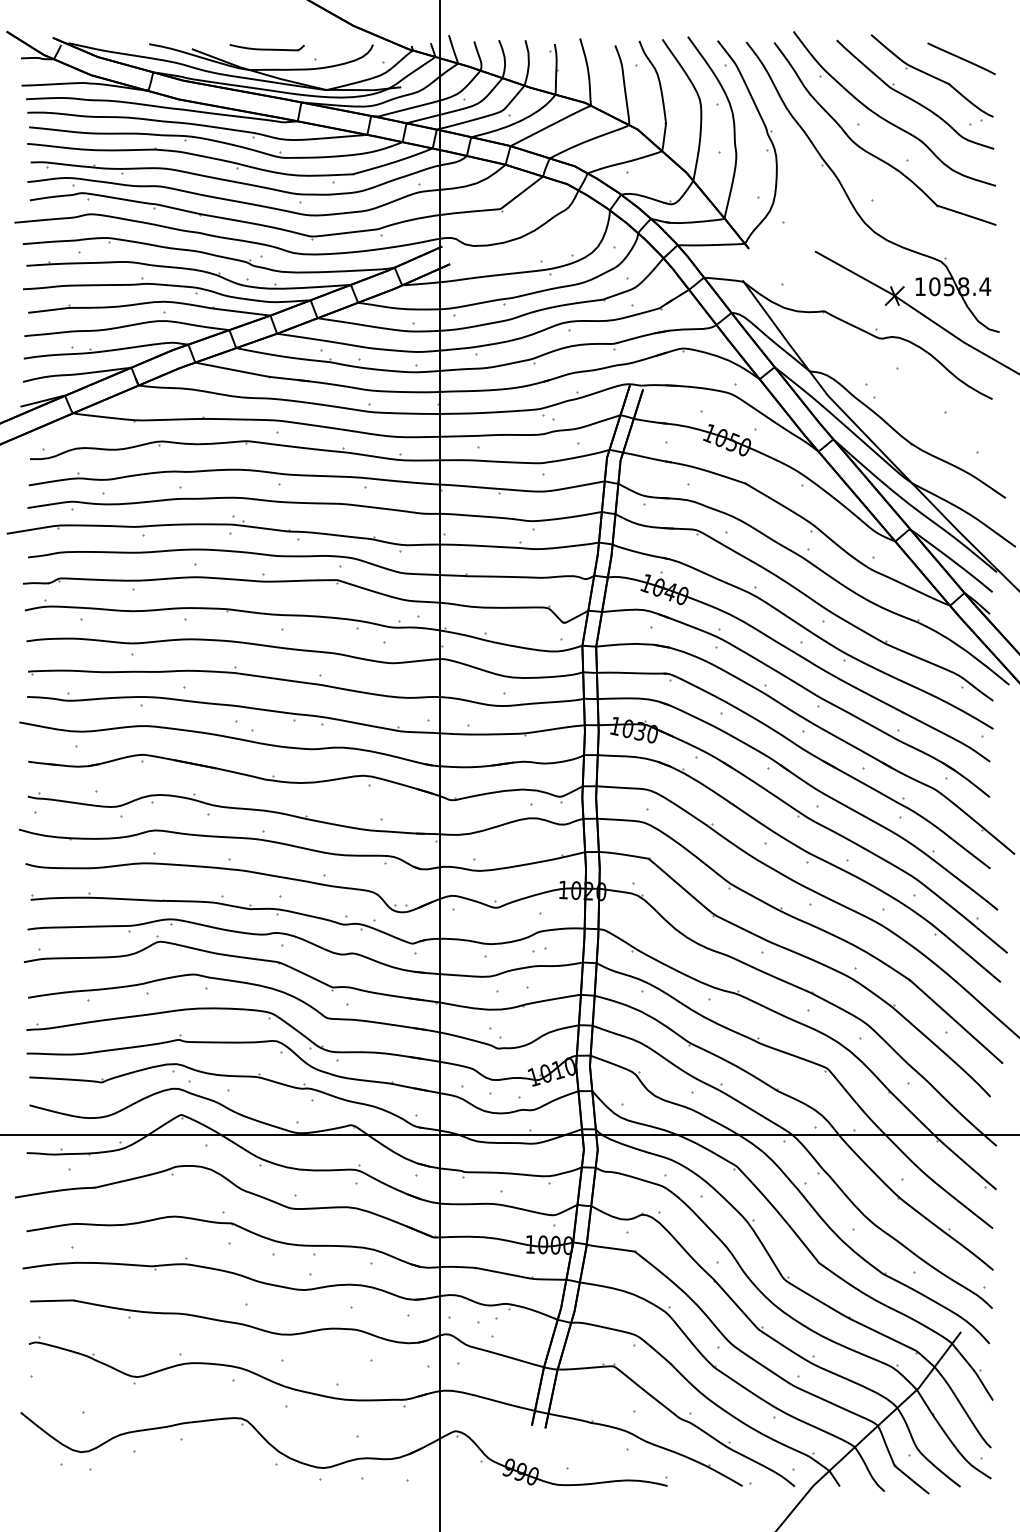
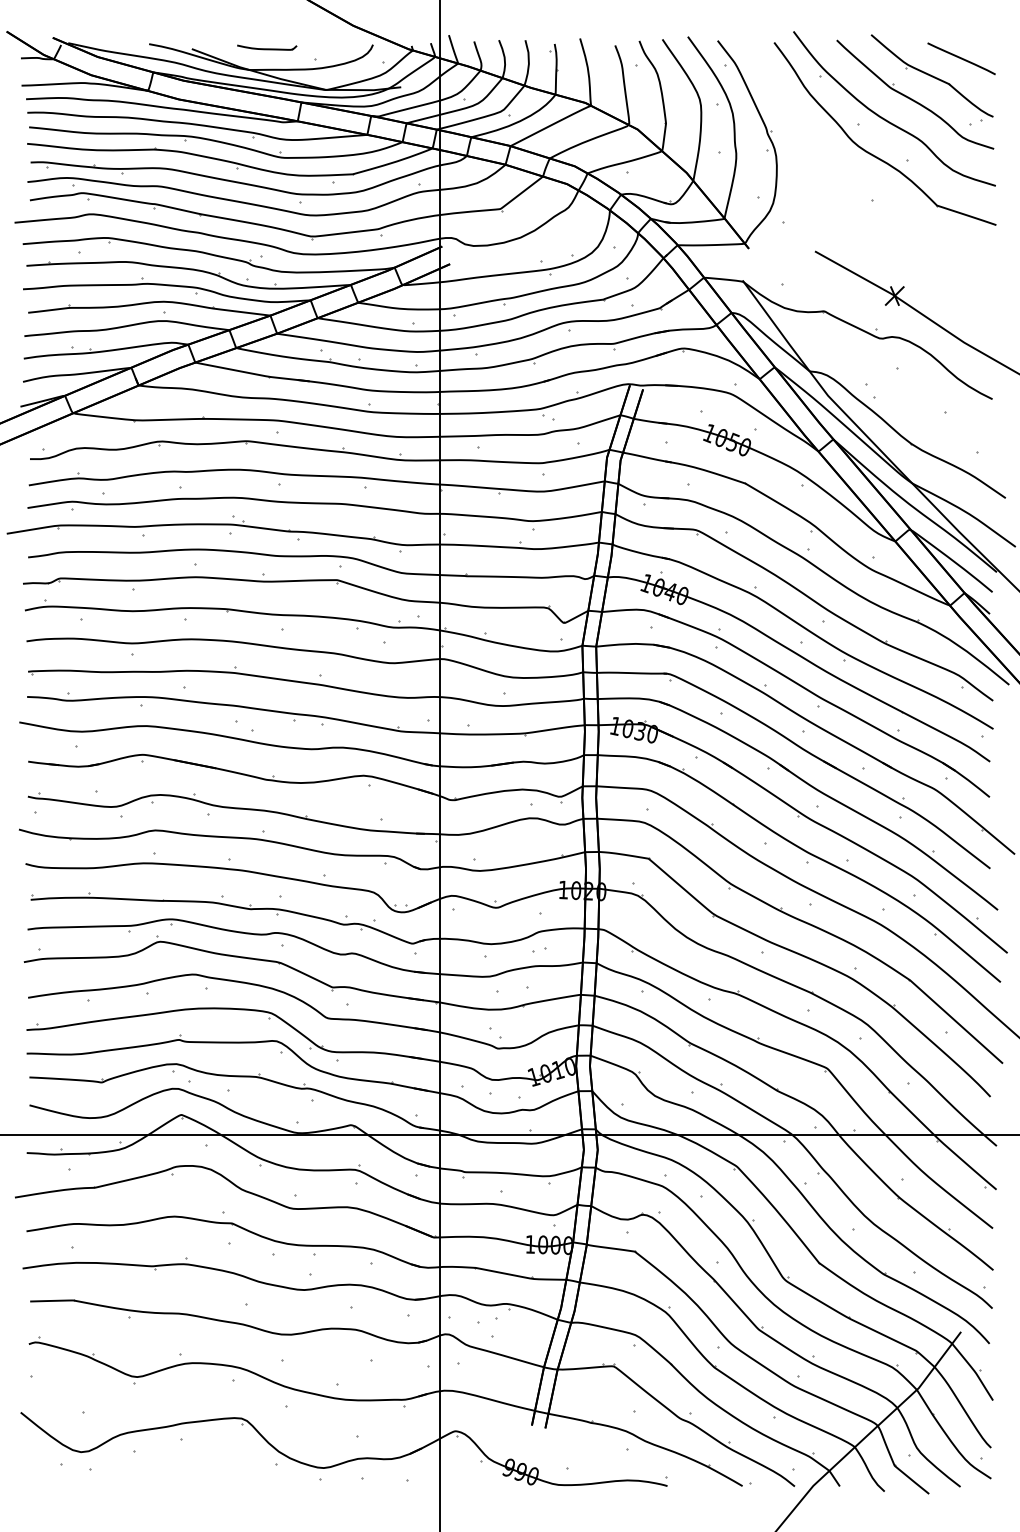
part size: 76x8 px -> 61x7 px (267, 47)
part: present -> none (849, 197)
